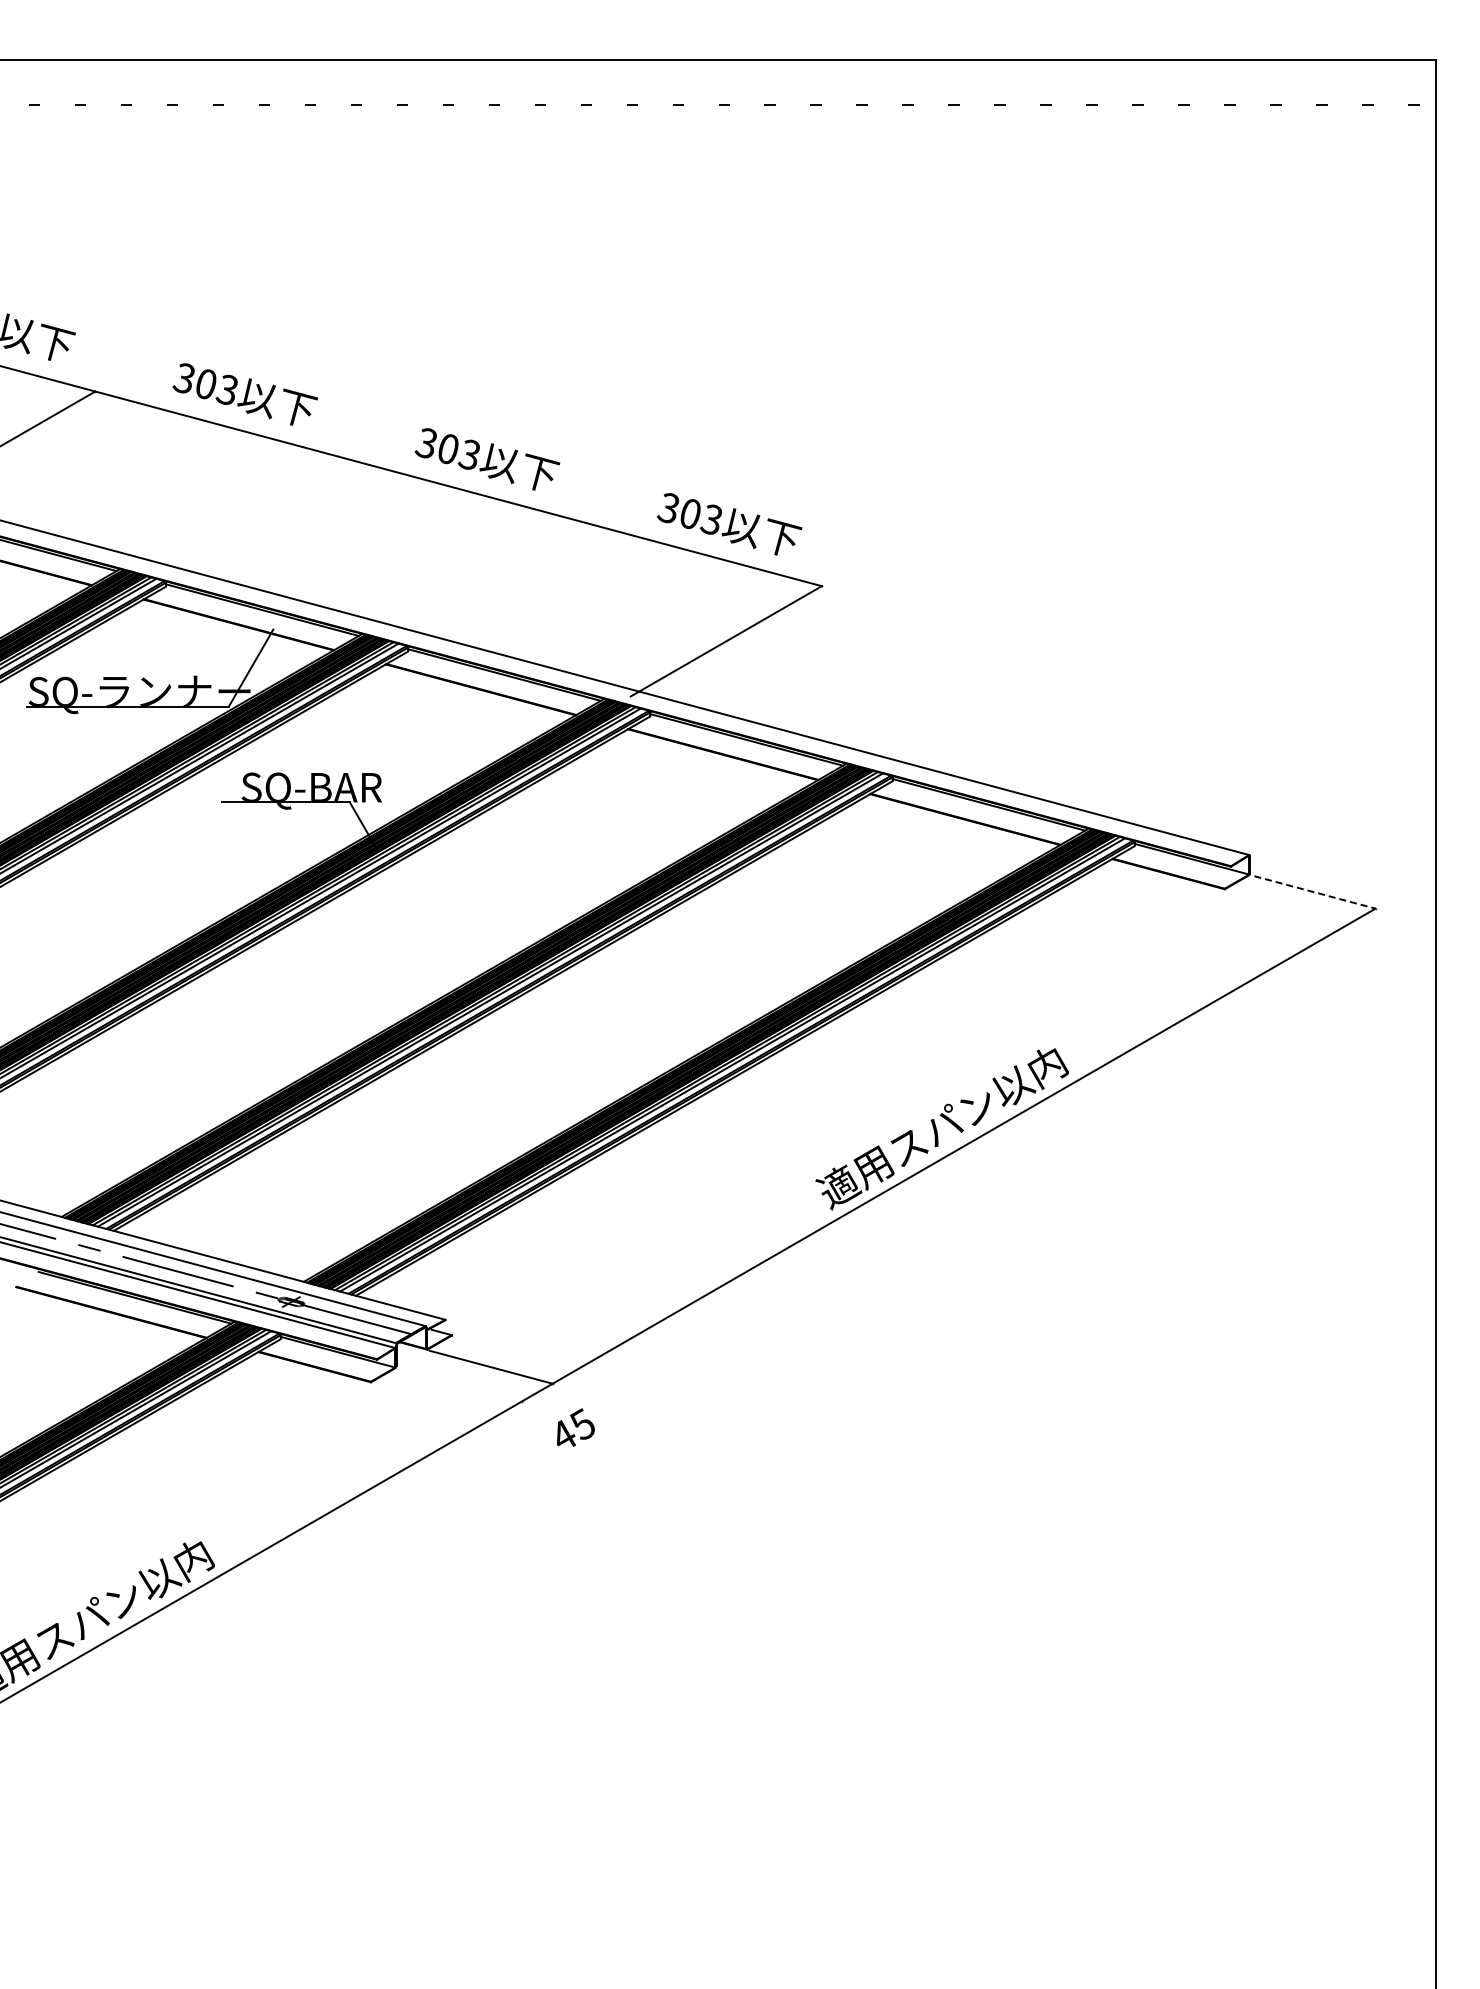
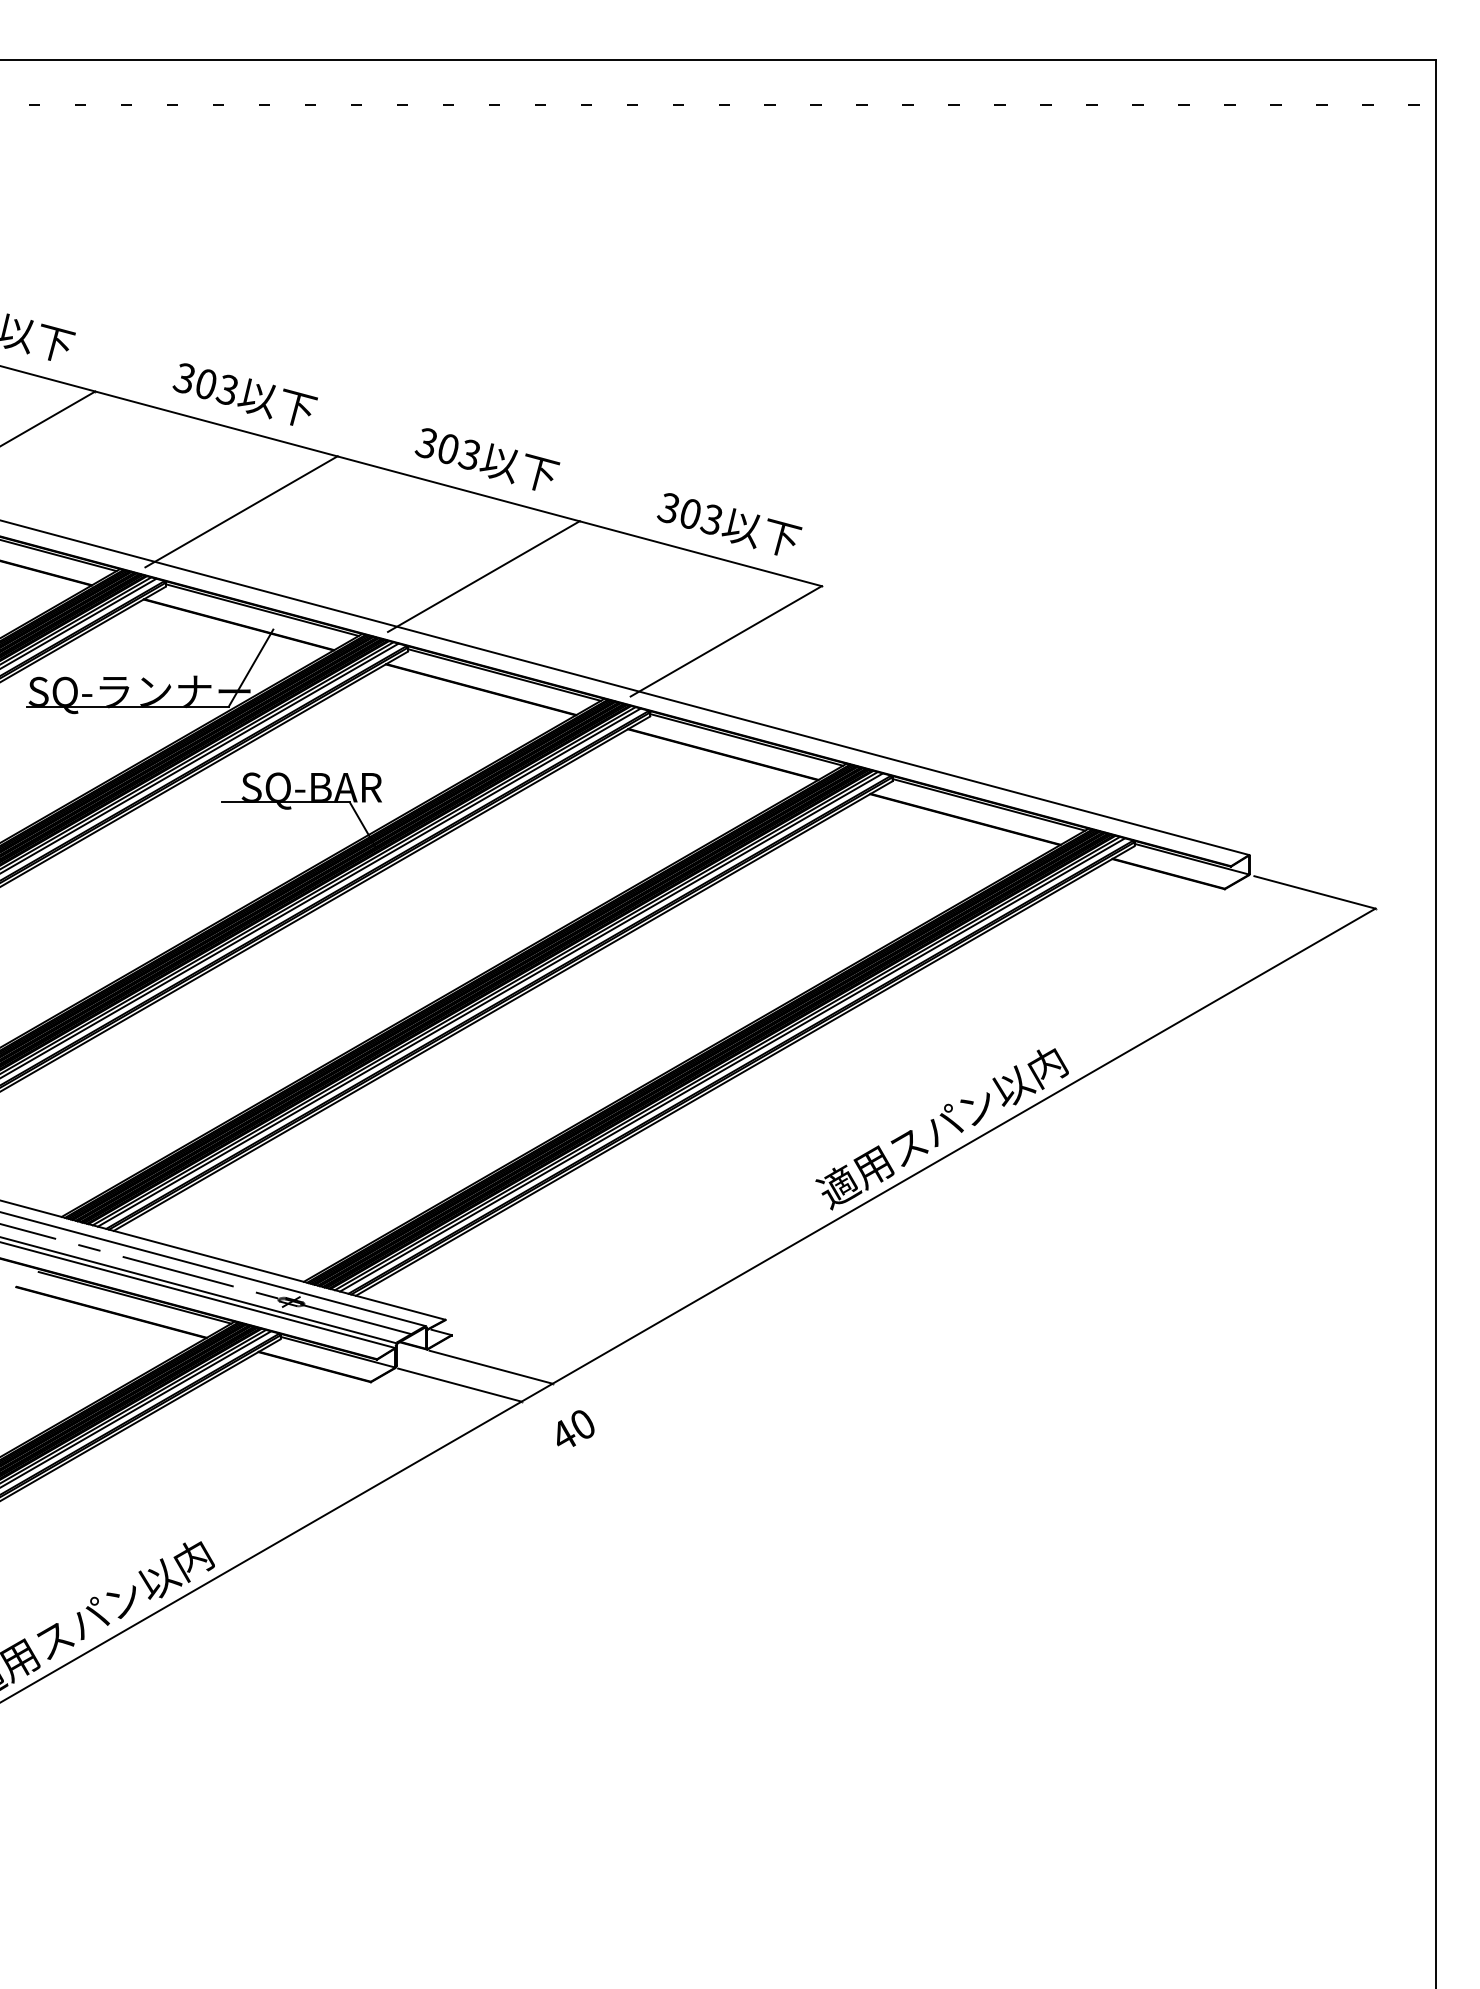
line: none -> present (241, 511)
line: none -> present (483, 576)
line: dashed -> solid (1314, 892)
line: none -> present (459, 1384)
text: 45 -> 40 (582, 1423)
